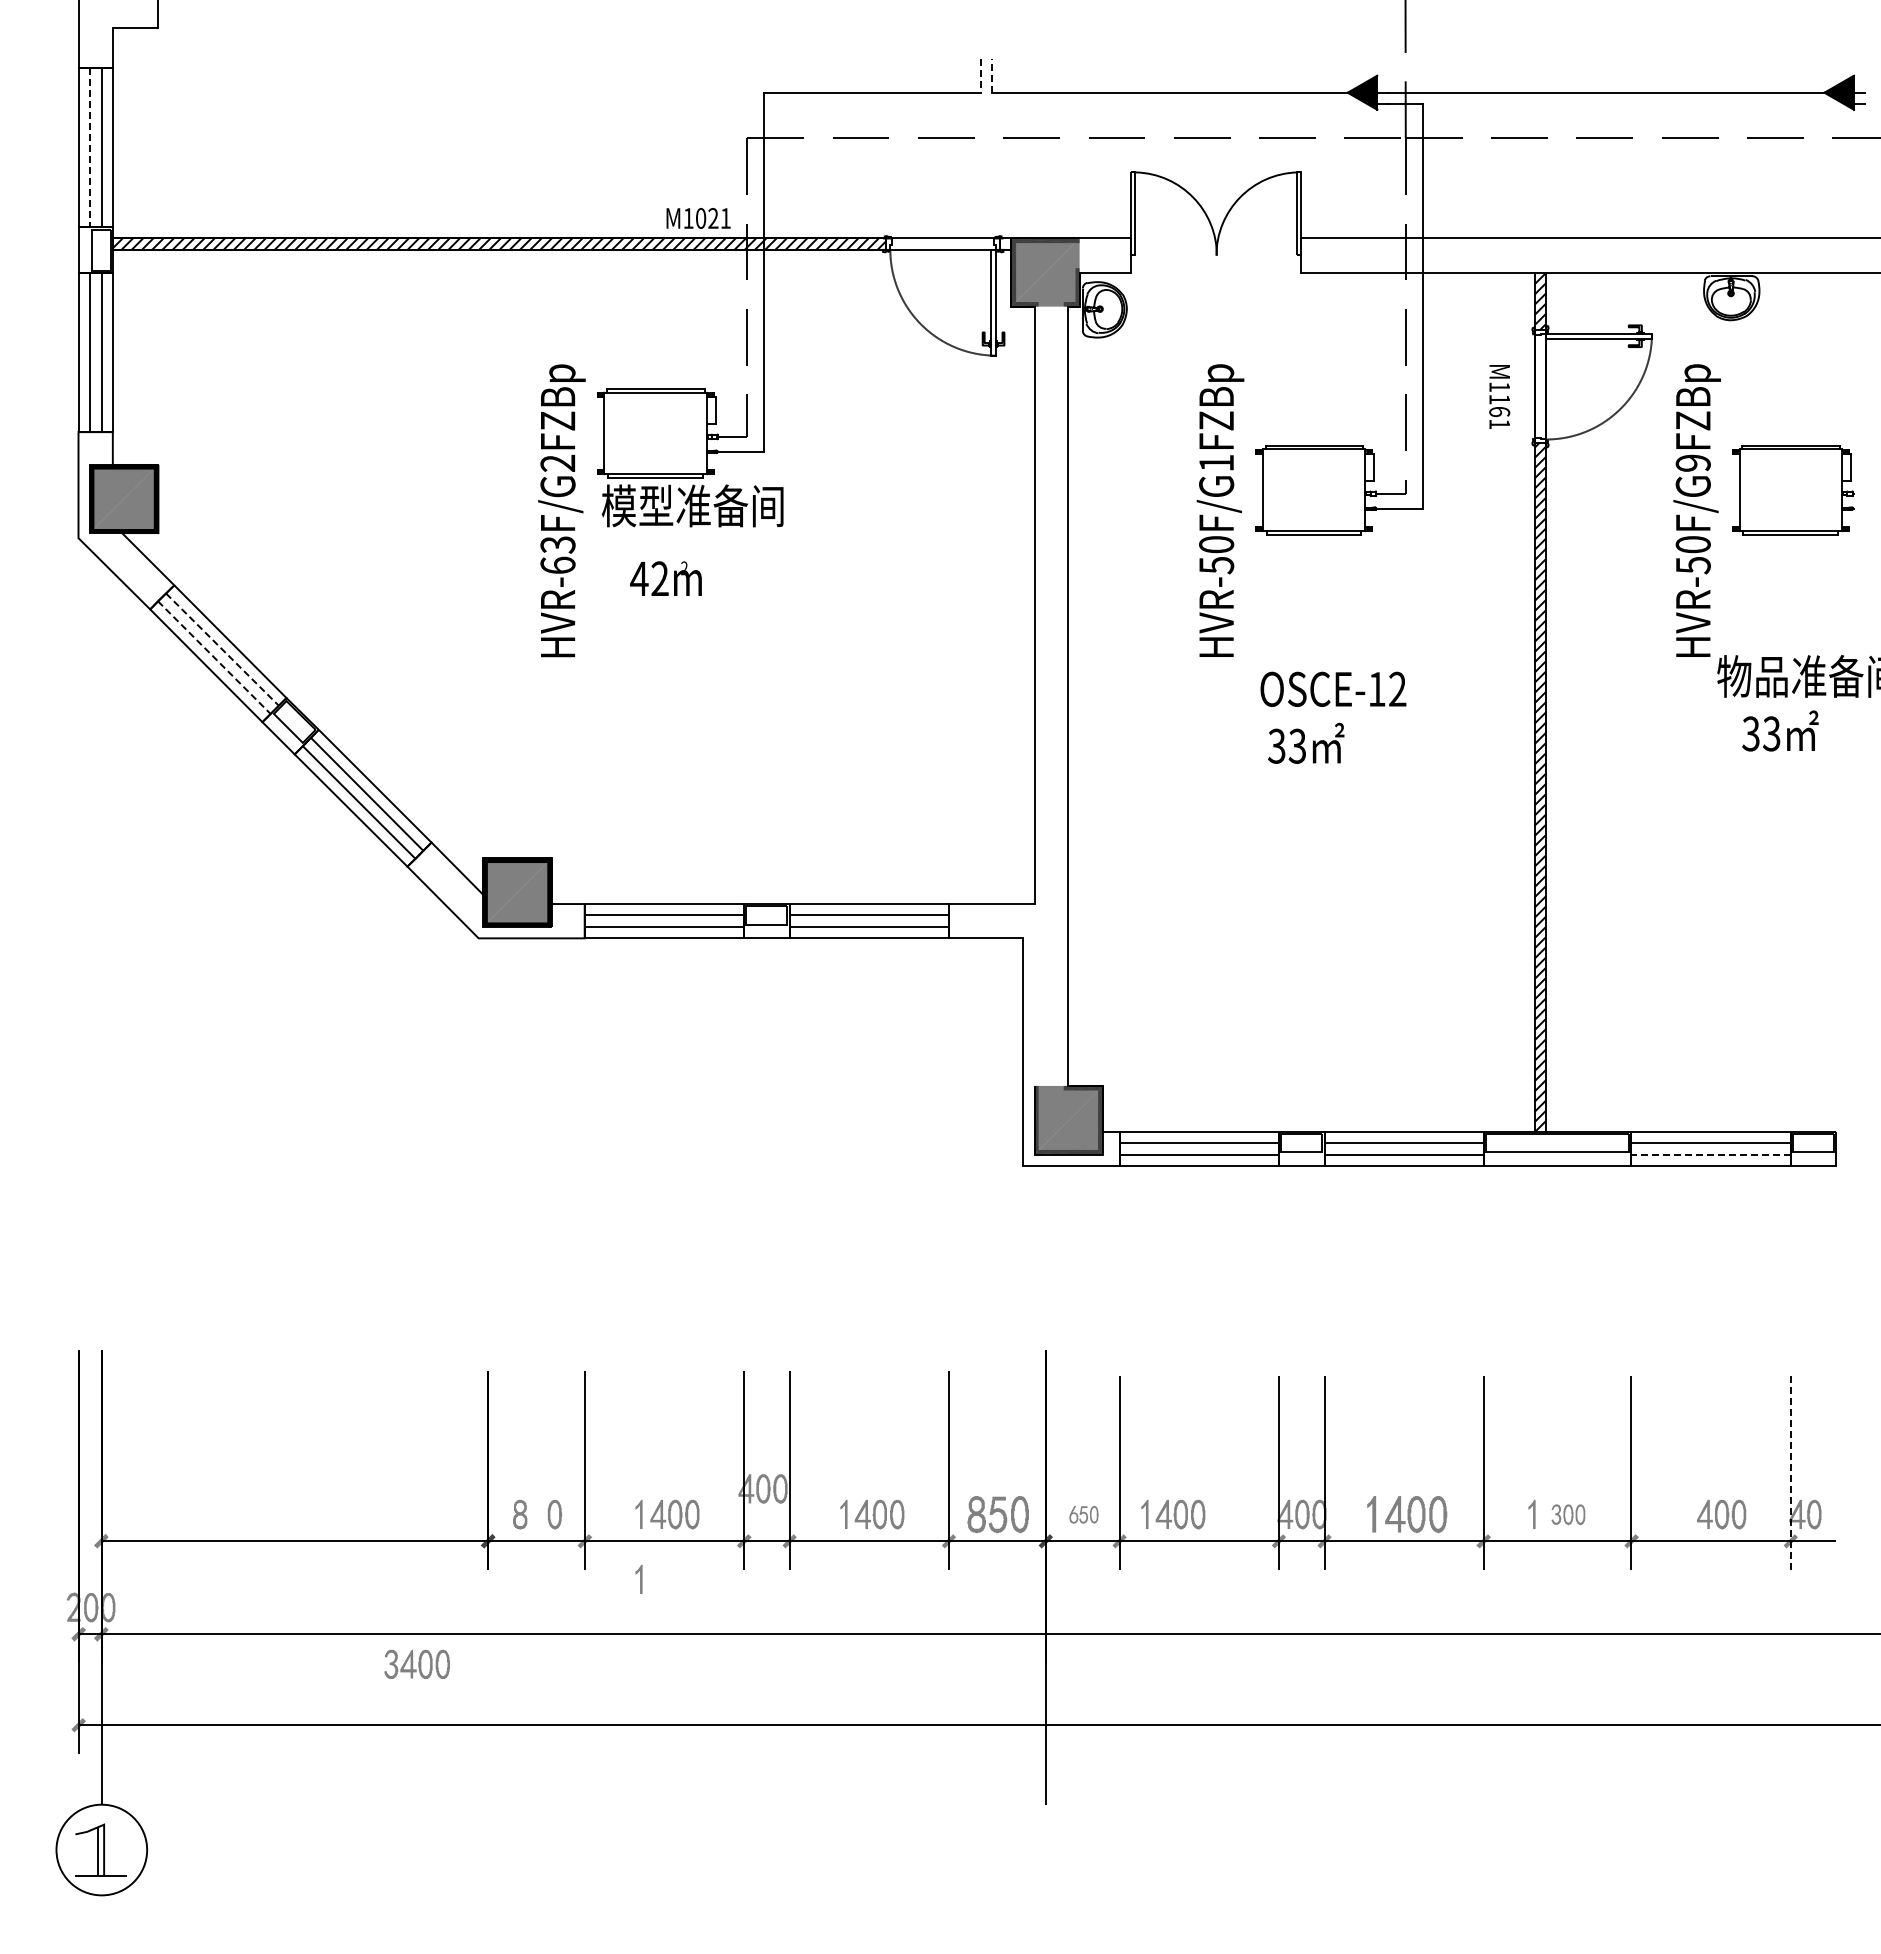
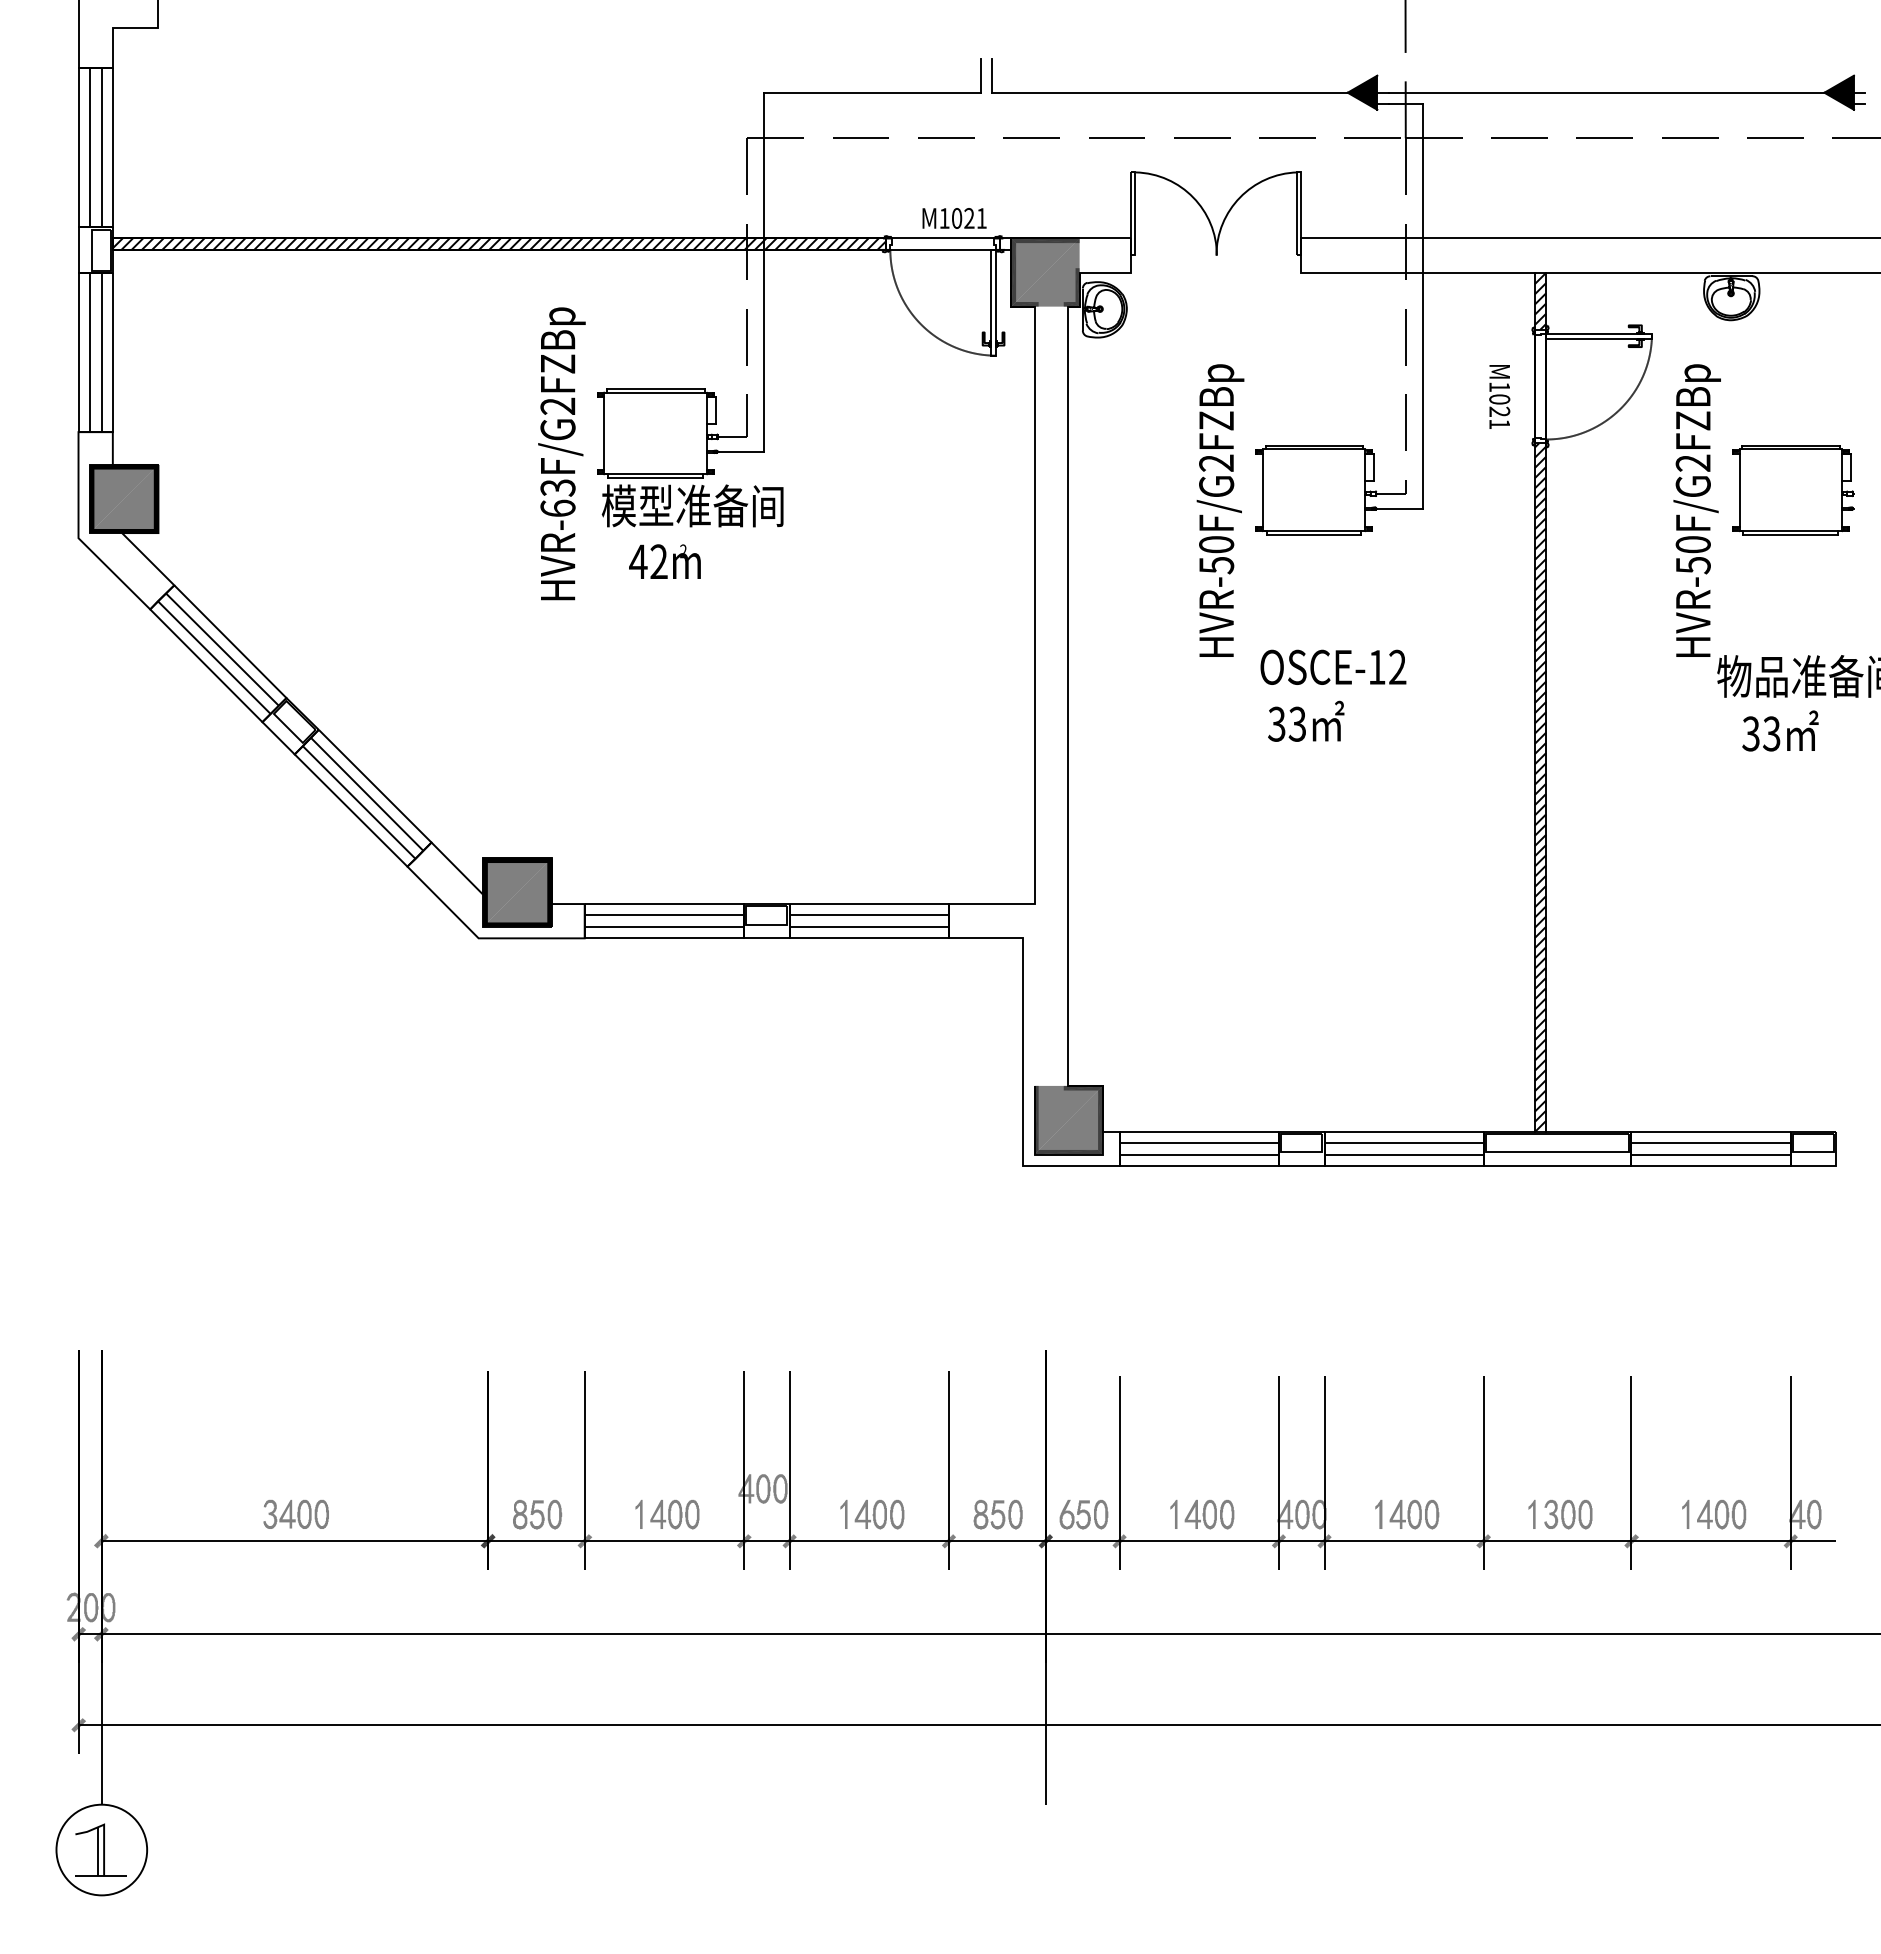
line: dashed -> solid (992, 75)
line: dashed -> solid (981, 76)
line: dashed -> solid (89, 147)
text position: (698, 218) -> (954, 218) (954, 218)
text: M1161 -> M1021 (1499, 405)
text: HVR-50F/G1FZBp -> HVR-50F/G2FZBp (1216, 462)
text: HVR-50F/G9FZBp -> HVR-50F/G2FZBp (1693, 462)
text position: (561, 510) -> (561, 453) (561, 453)
text position: (665, 578) -> (664, 561) (664, 561)
line: dashed -> solid (222, 649)
line: dashed -> solid (214, 657)
text position: (1333, 717) -> (1333, 695) (1333, 695)
line: dashed -> solid (1711, 1154)
line: dashed -> solid (1790, 1472)
fill: none -> present (536, 1514)
part size: 62x37 px -> 50x30 px (997, 1514)
part size: 30x18 px -> 50x30 px (1083, 1514)
part position: (1173, 1514) -> (1202, 1514) (1202, 1514)
part size: 81x37 px -> 65x30 px (1407, 1514)
part size: 35x21 px -> 49x30 px (1568, 1514)
fill: none -> present (1685, 1514)
part: present -> none (638, 1579)
part position: (416, 1664) -> (295, 1514) (295, 1514)
